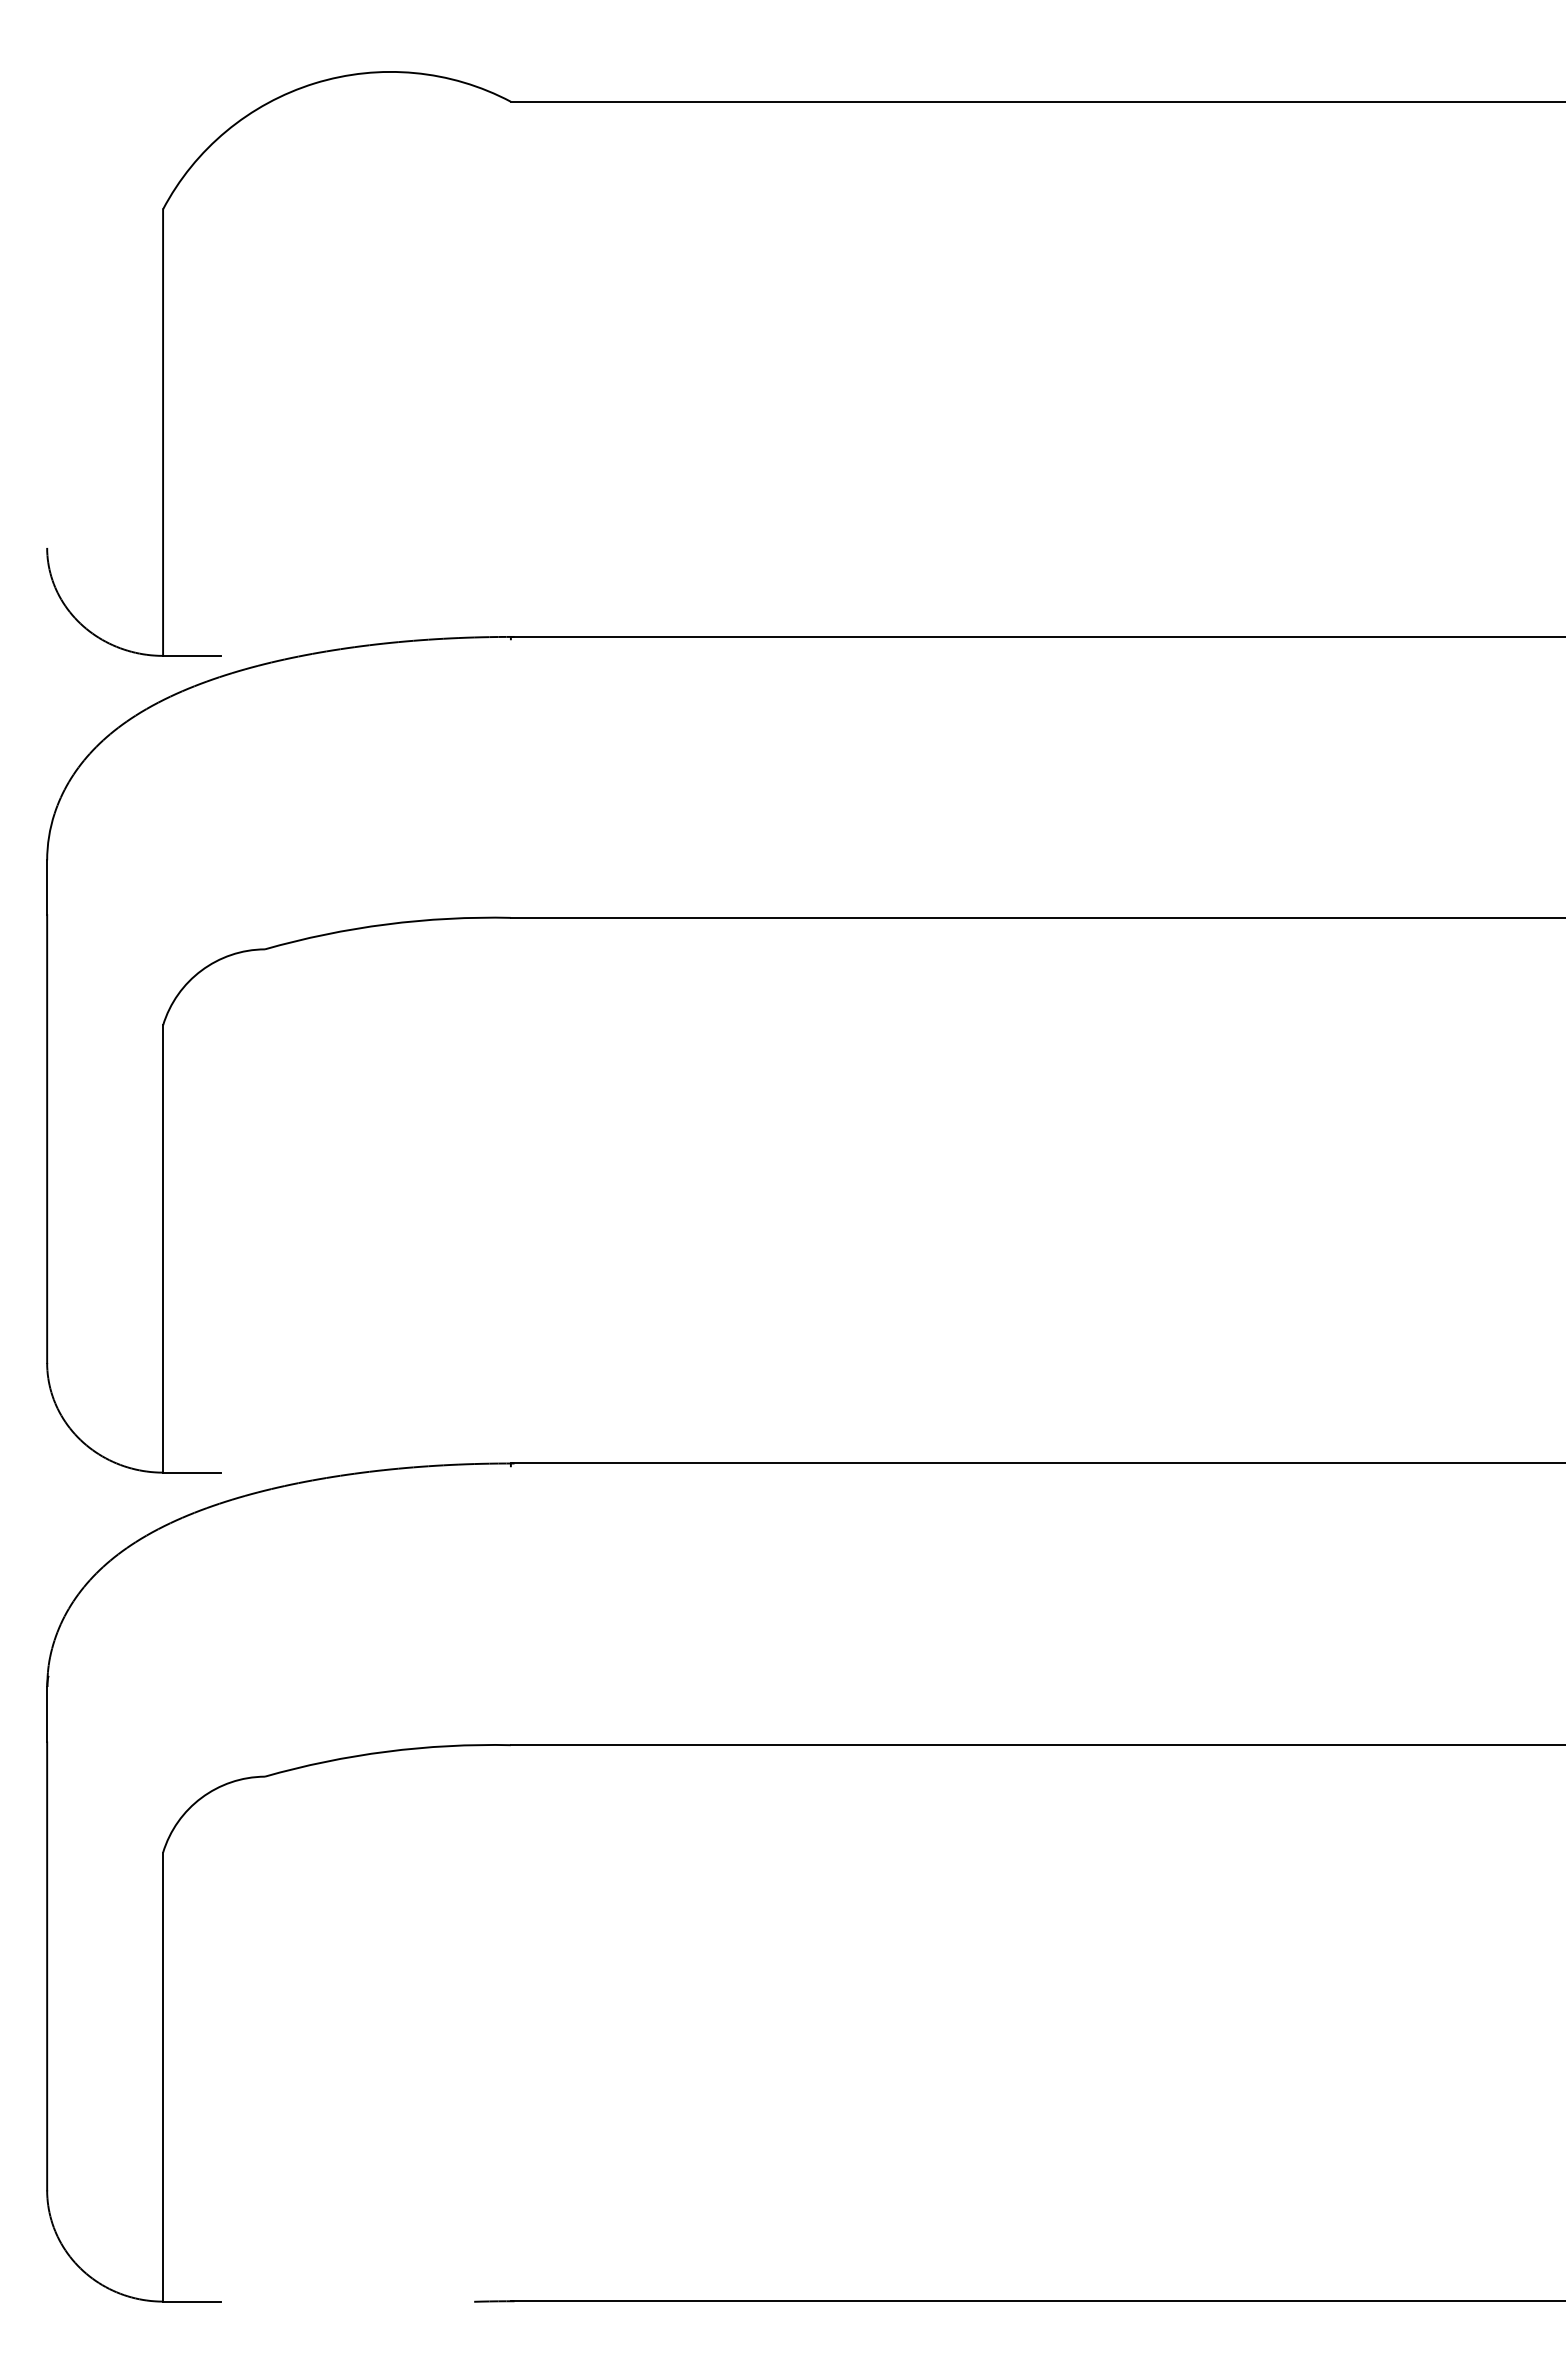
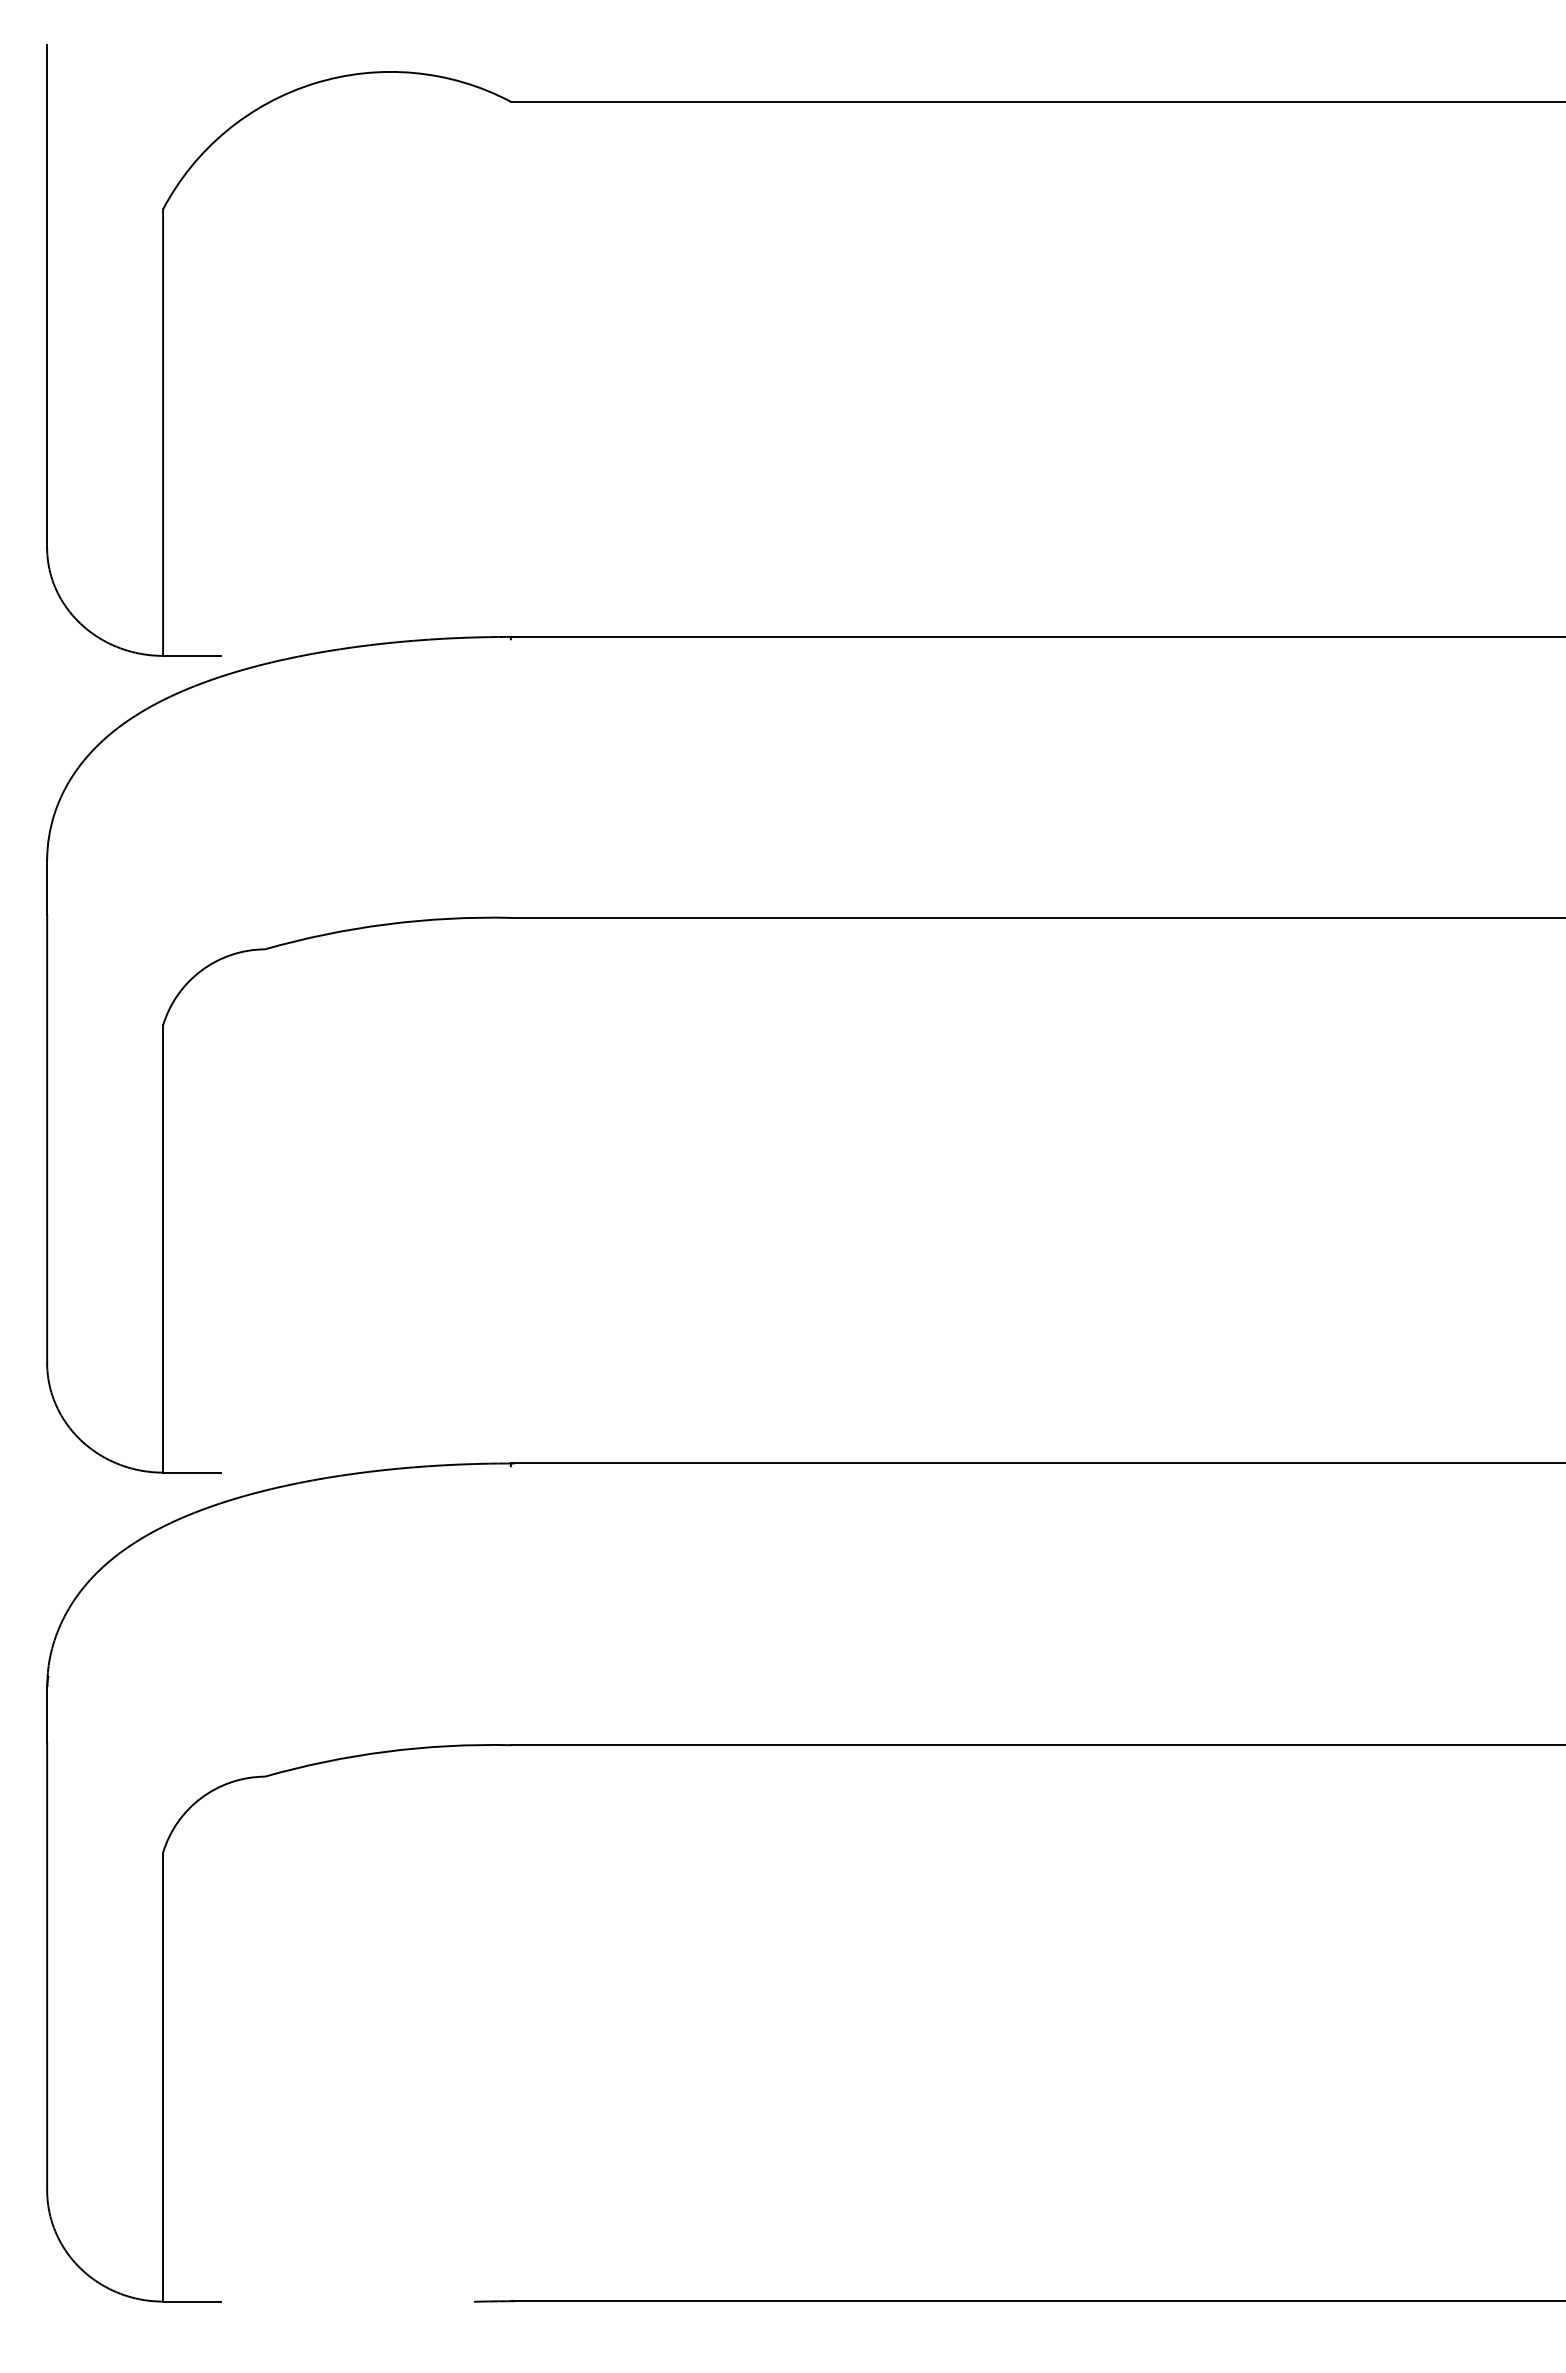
line: none -> present (47, 296)
